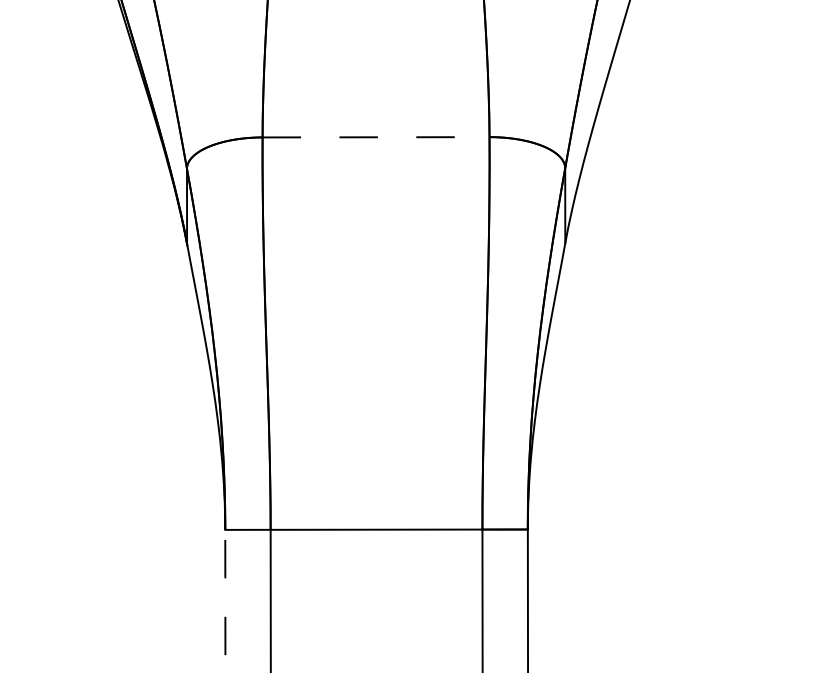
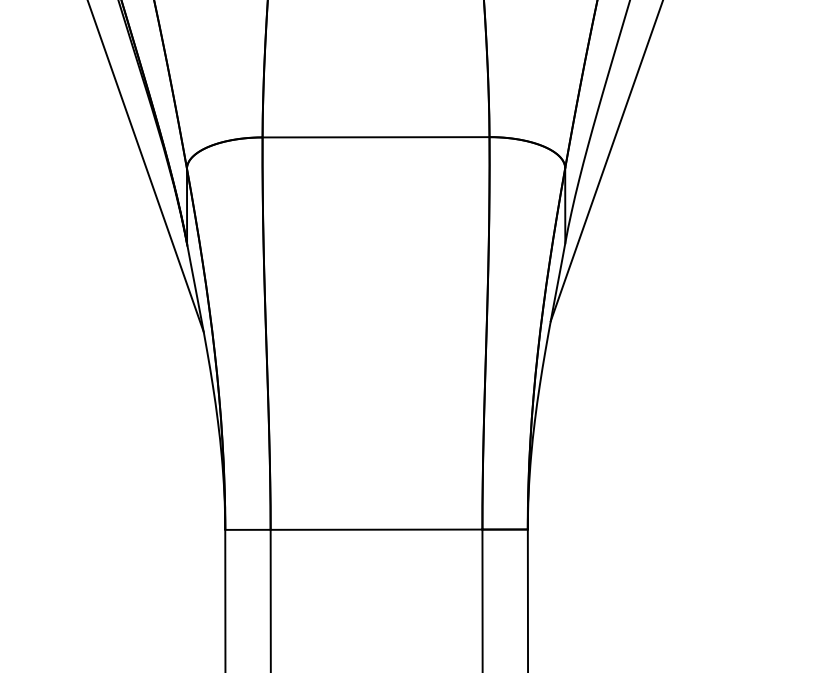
line: dashed -> solid (376, 137)
line: none -> present (606, 161)
line: none -> present (145, 166)
line: dashed -> solid (225, 600)
